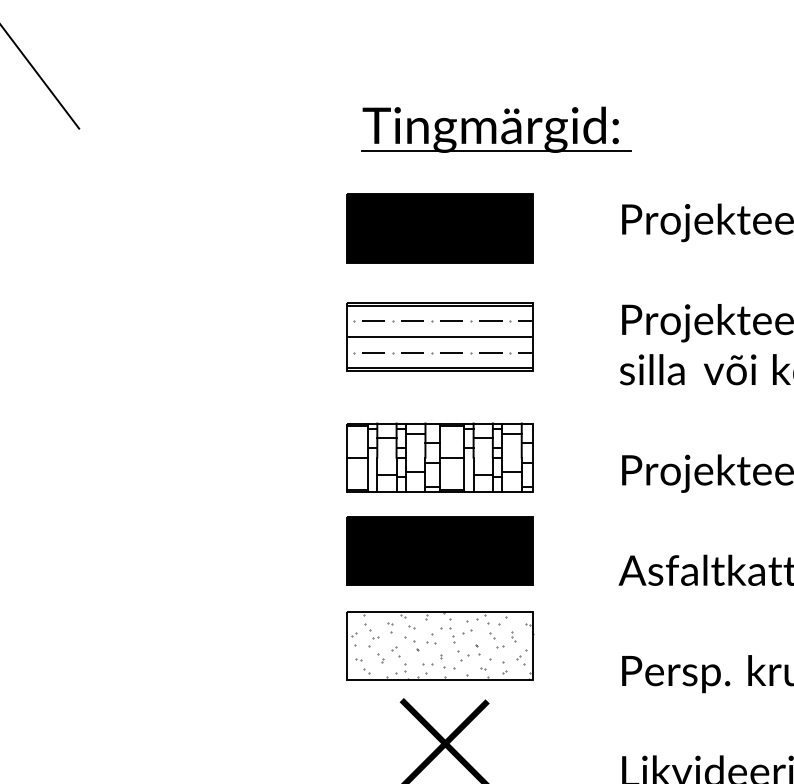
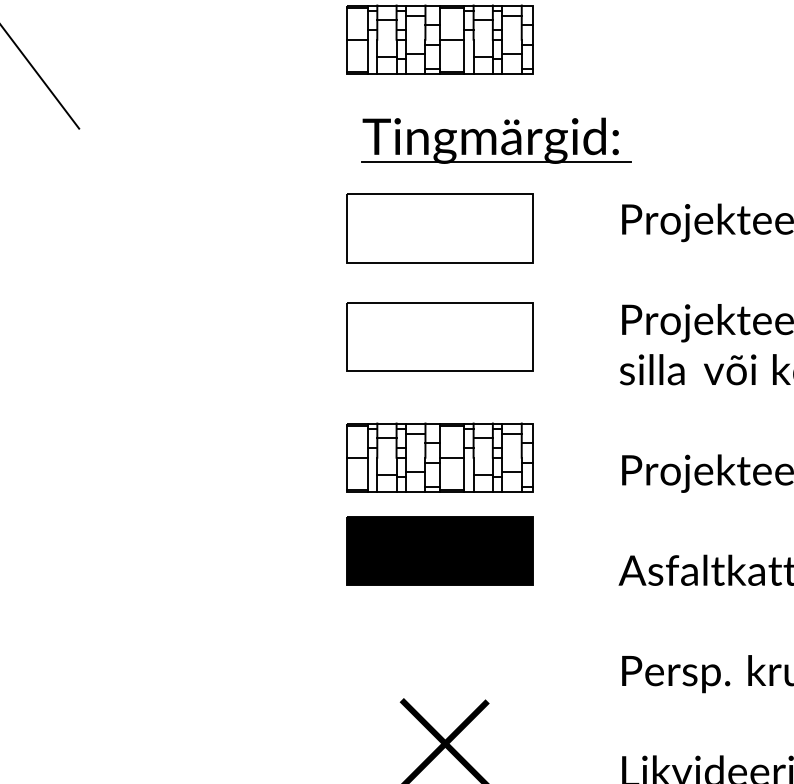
part: none -> present (439, 39)
part position: (496, 129) -> (496, 140) (496, 140)
fill: present -> none (439, 228)
hatch: present -> none (439, 336)
part: present -> none (440, 645)
